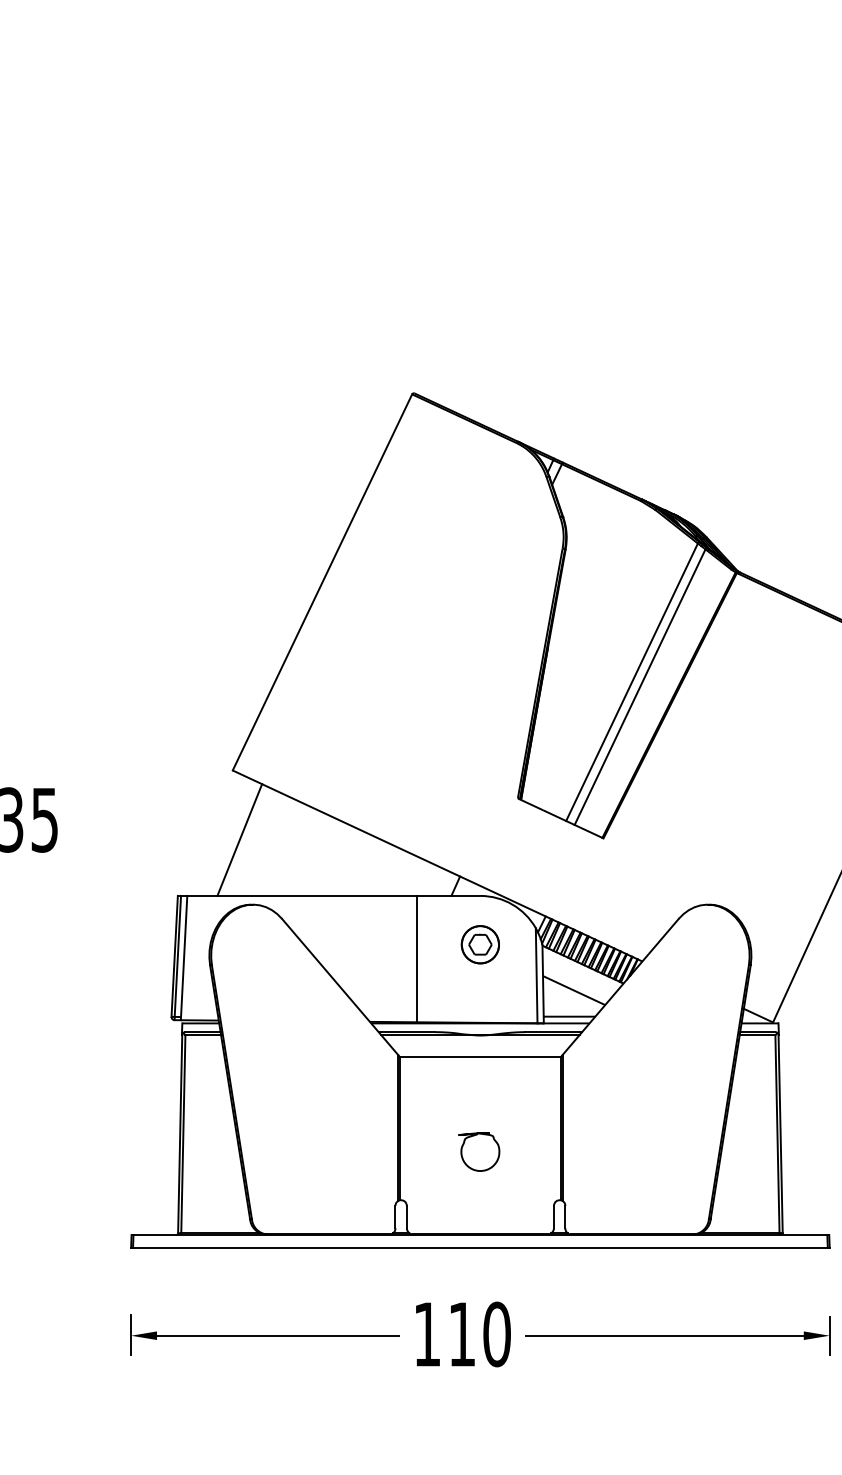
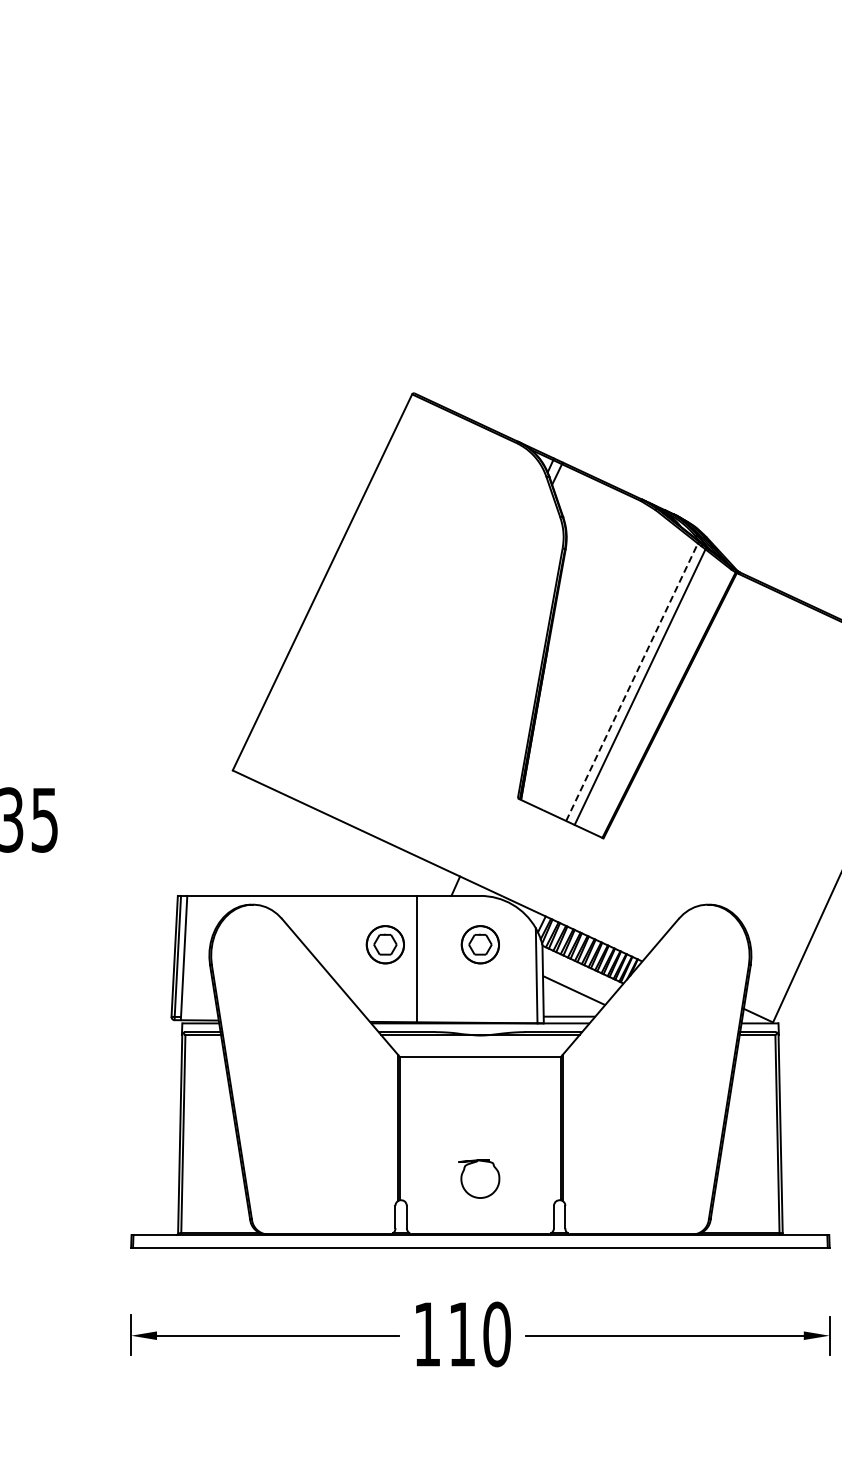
line: solid -> dashed (632, 682)
line: present -> none (239, 839)
part: none -> present (384, 944)
part position: (479, 1151) -> (479, 1178) (479, 1178)
